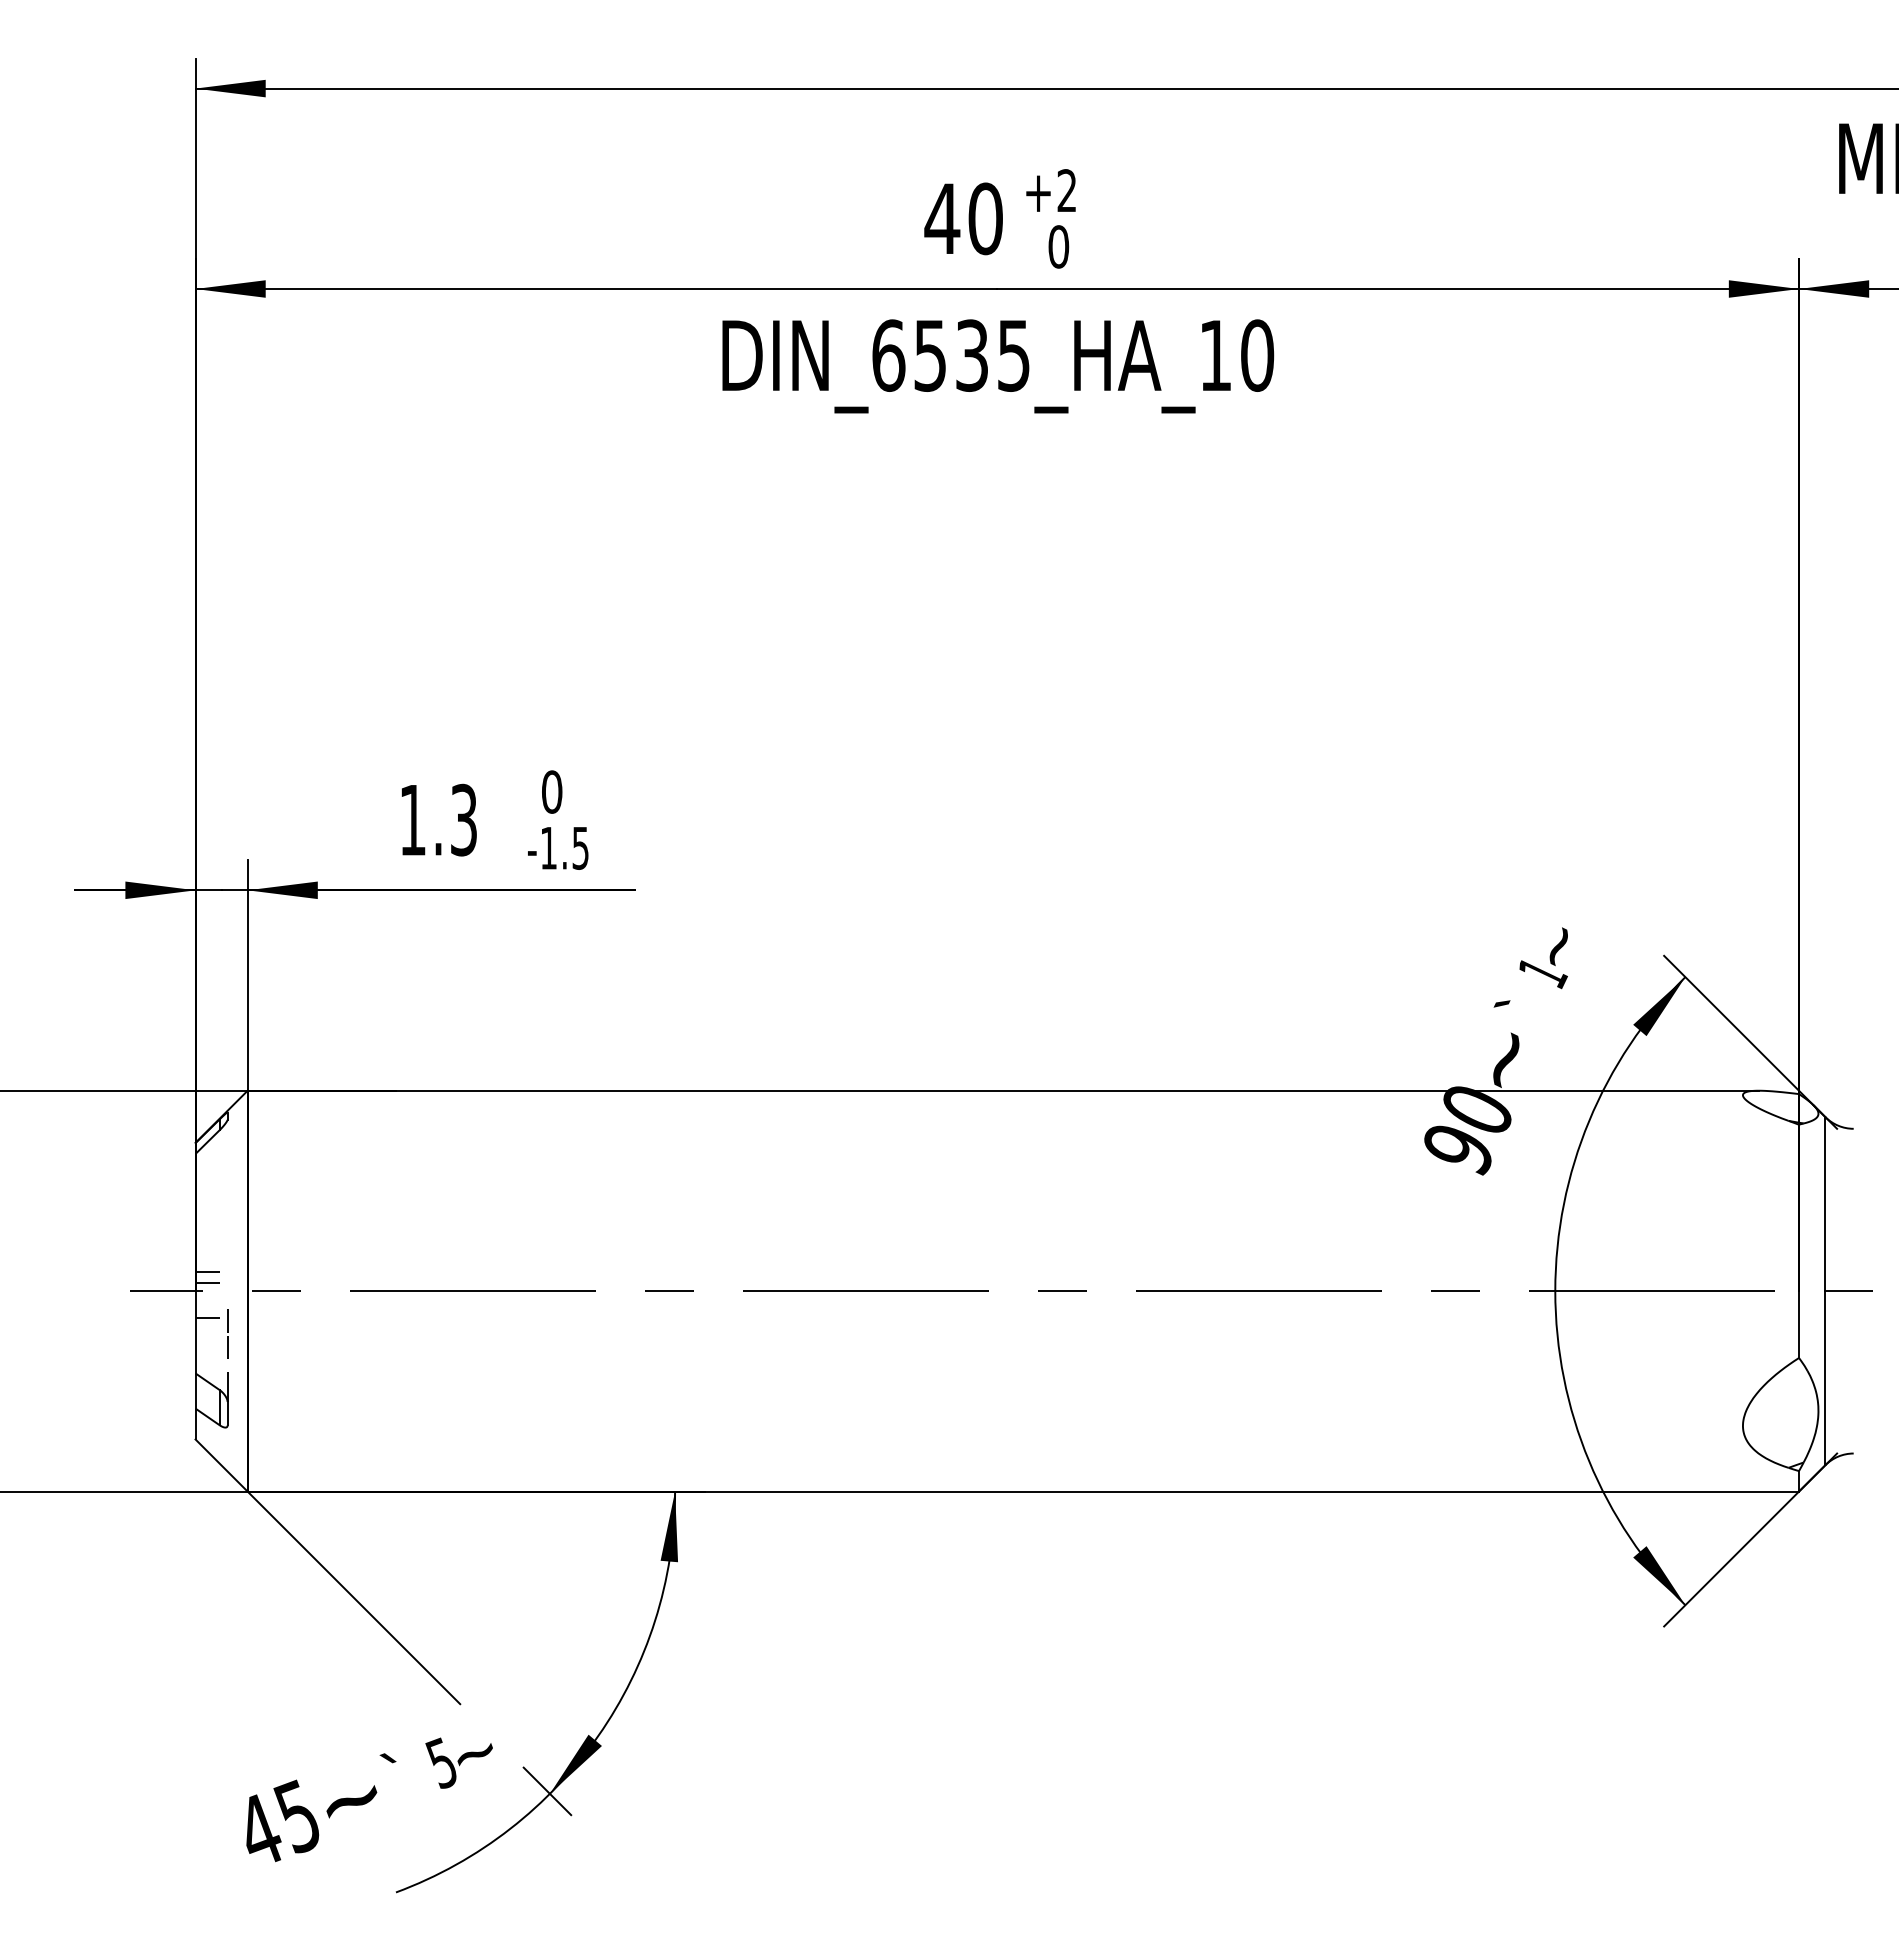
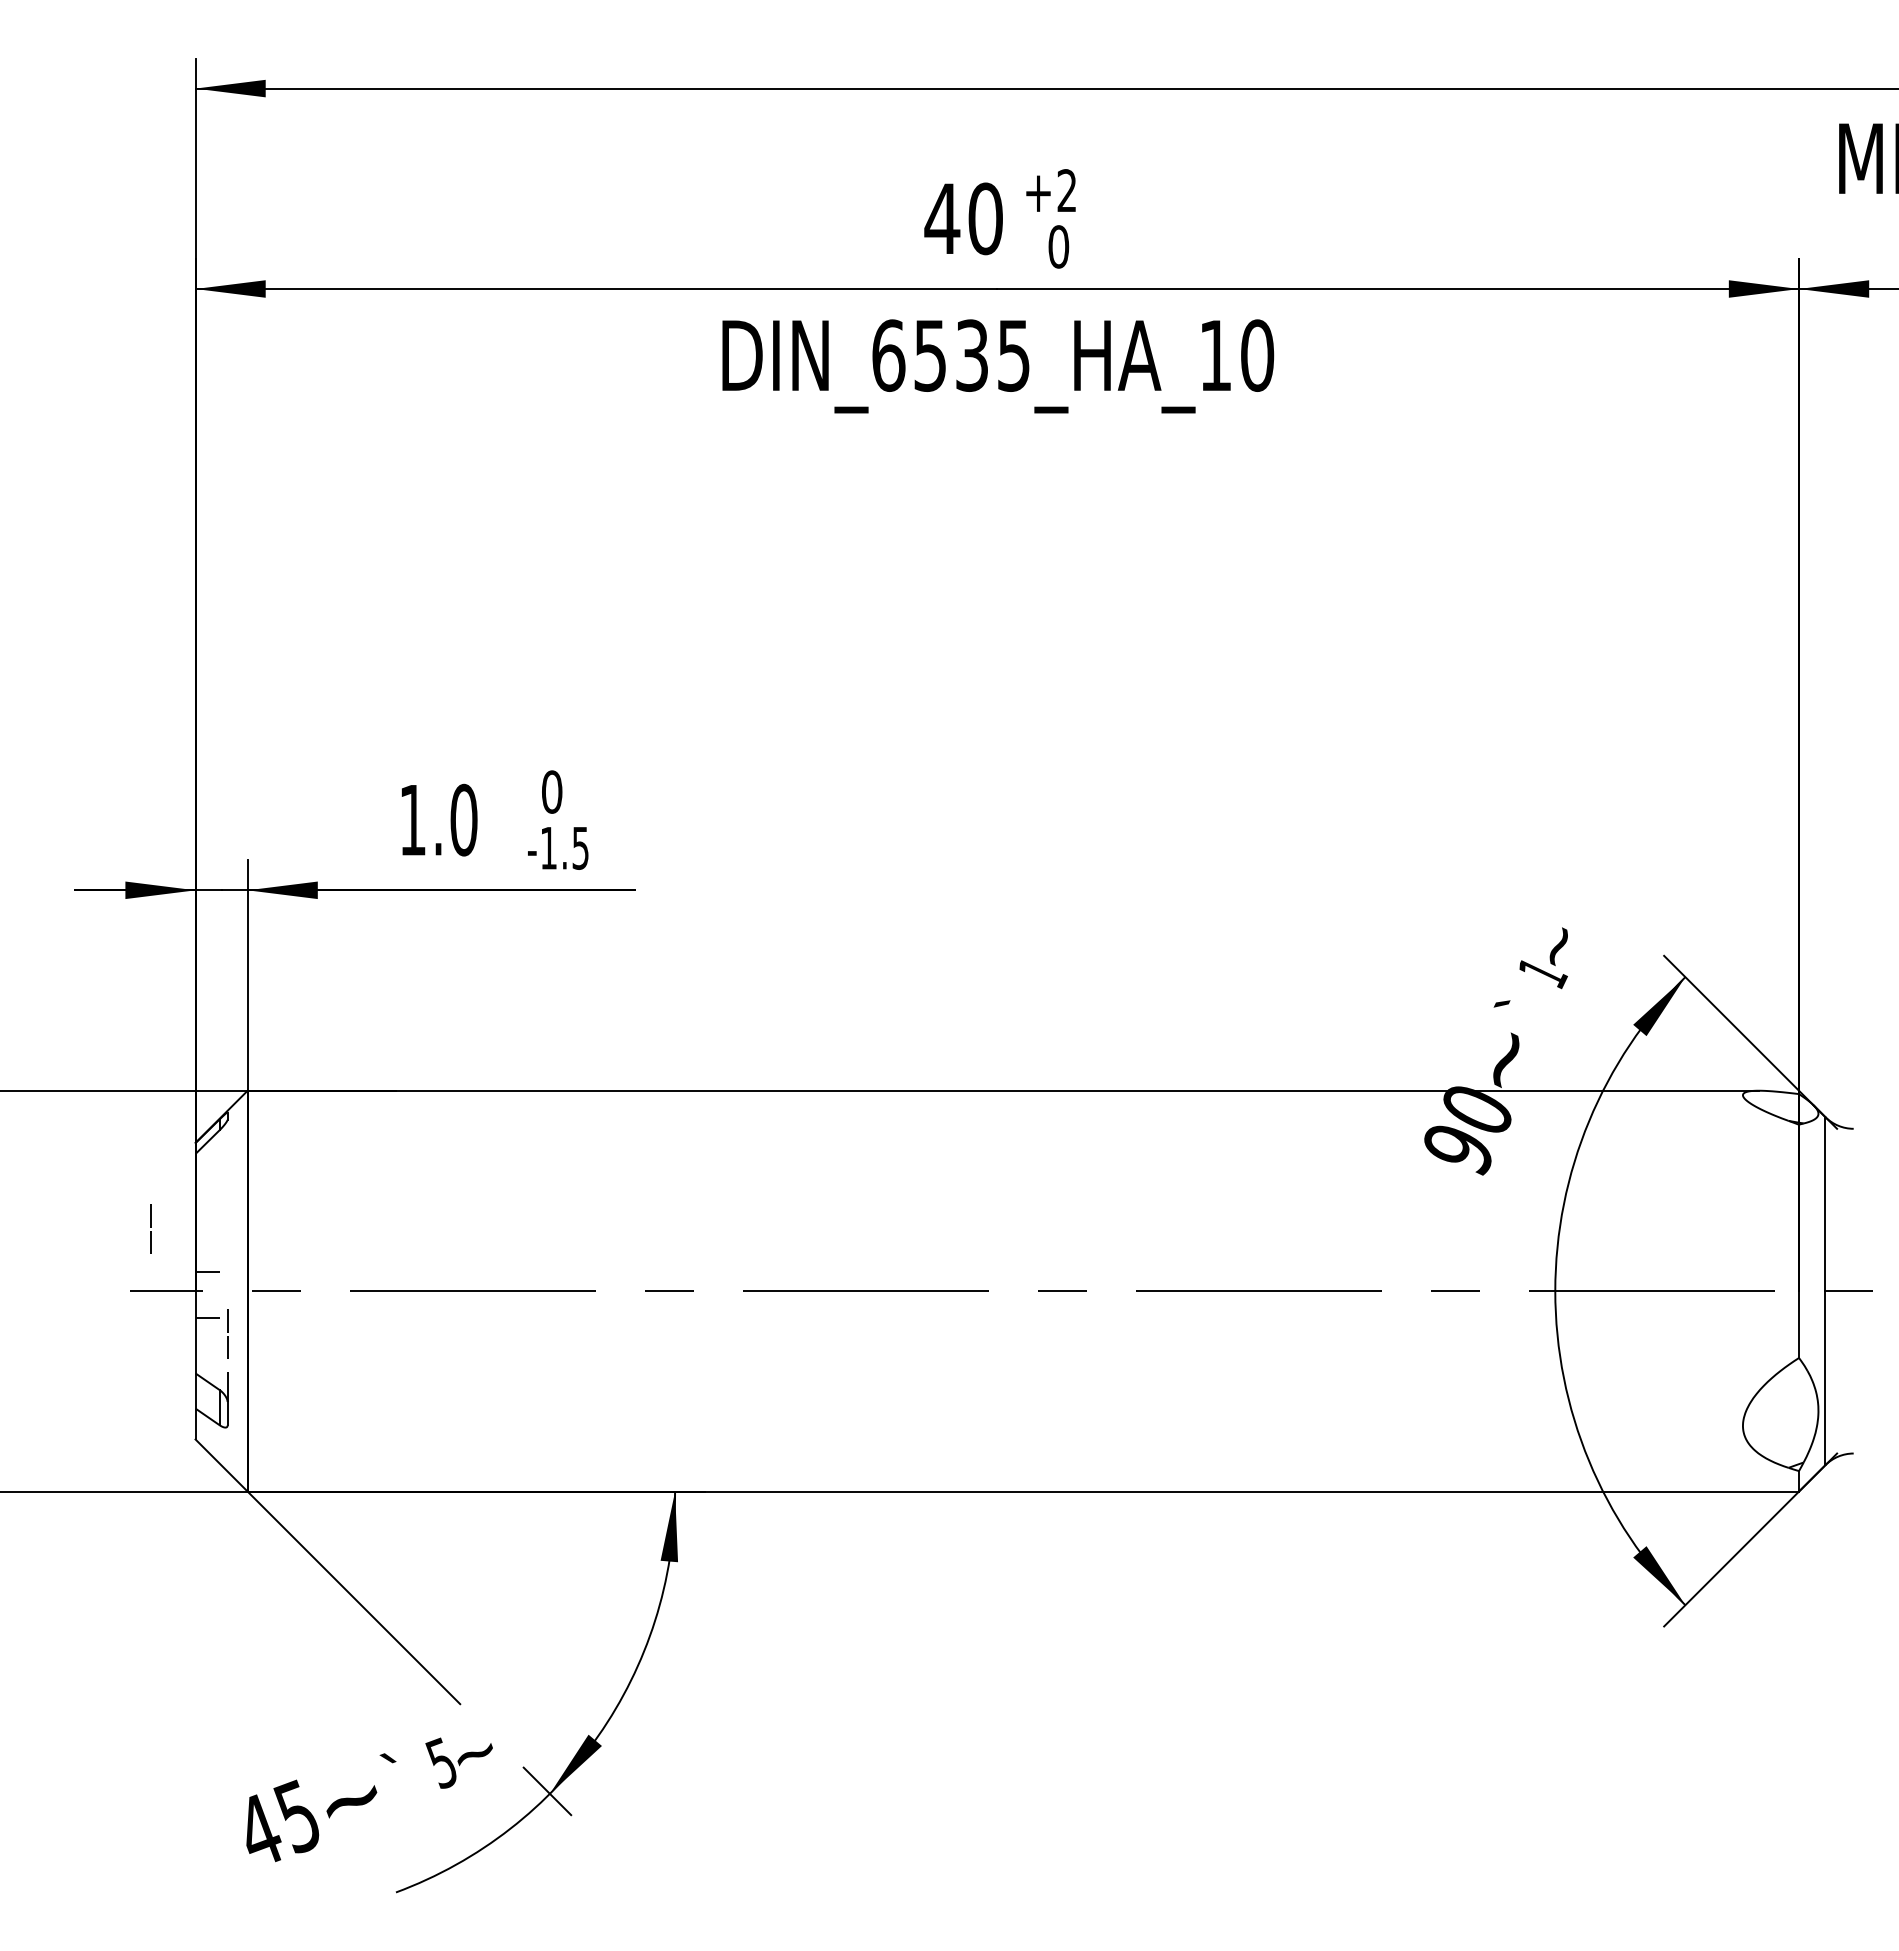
text: 1.3 -> 1.0 (463, 819)
line: none -> present (150, 1227)
line: present -> none (207, 1283)
